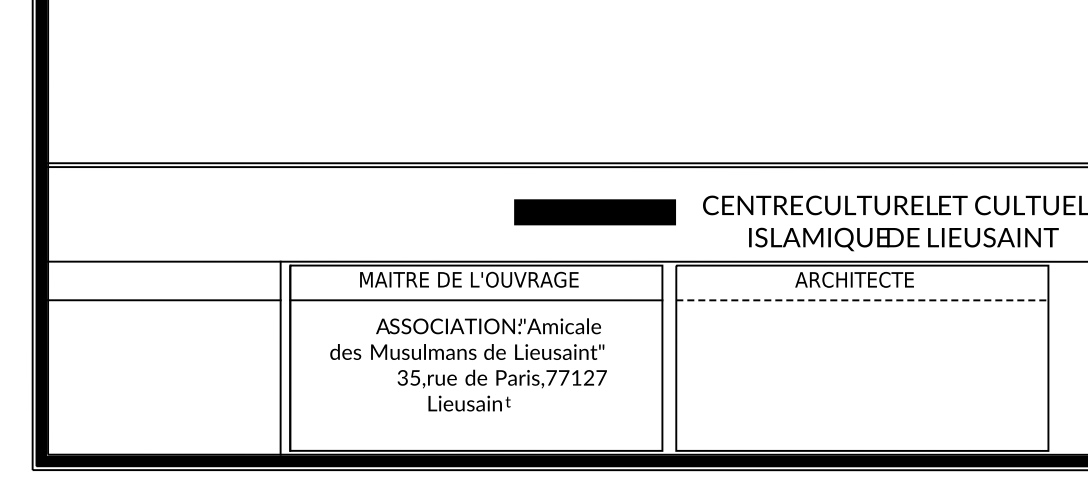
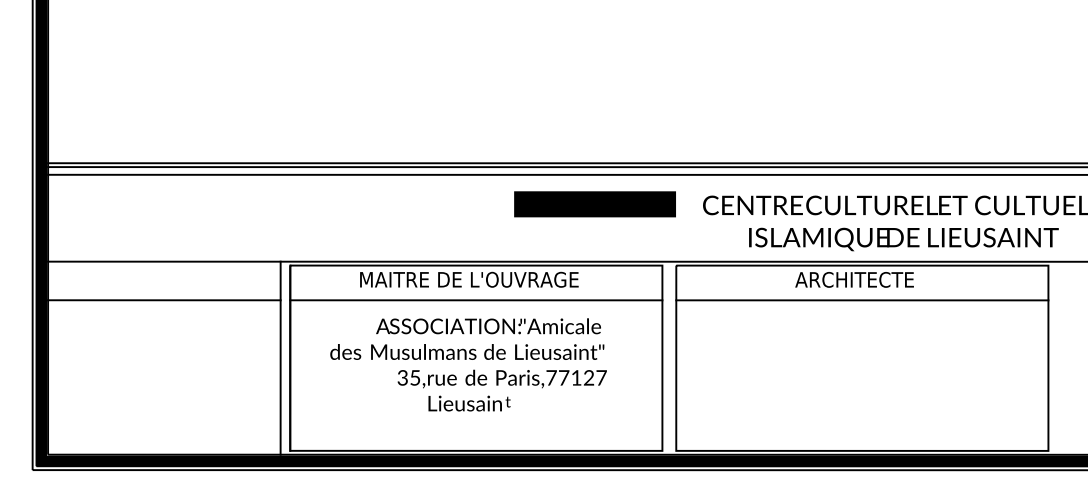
line: none -> present (566, 174)
text position: (594, 212) -> (594, 204) (594, 204)
line: dashed -> solid (862, 300)
